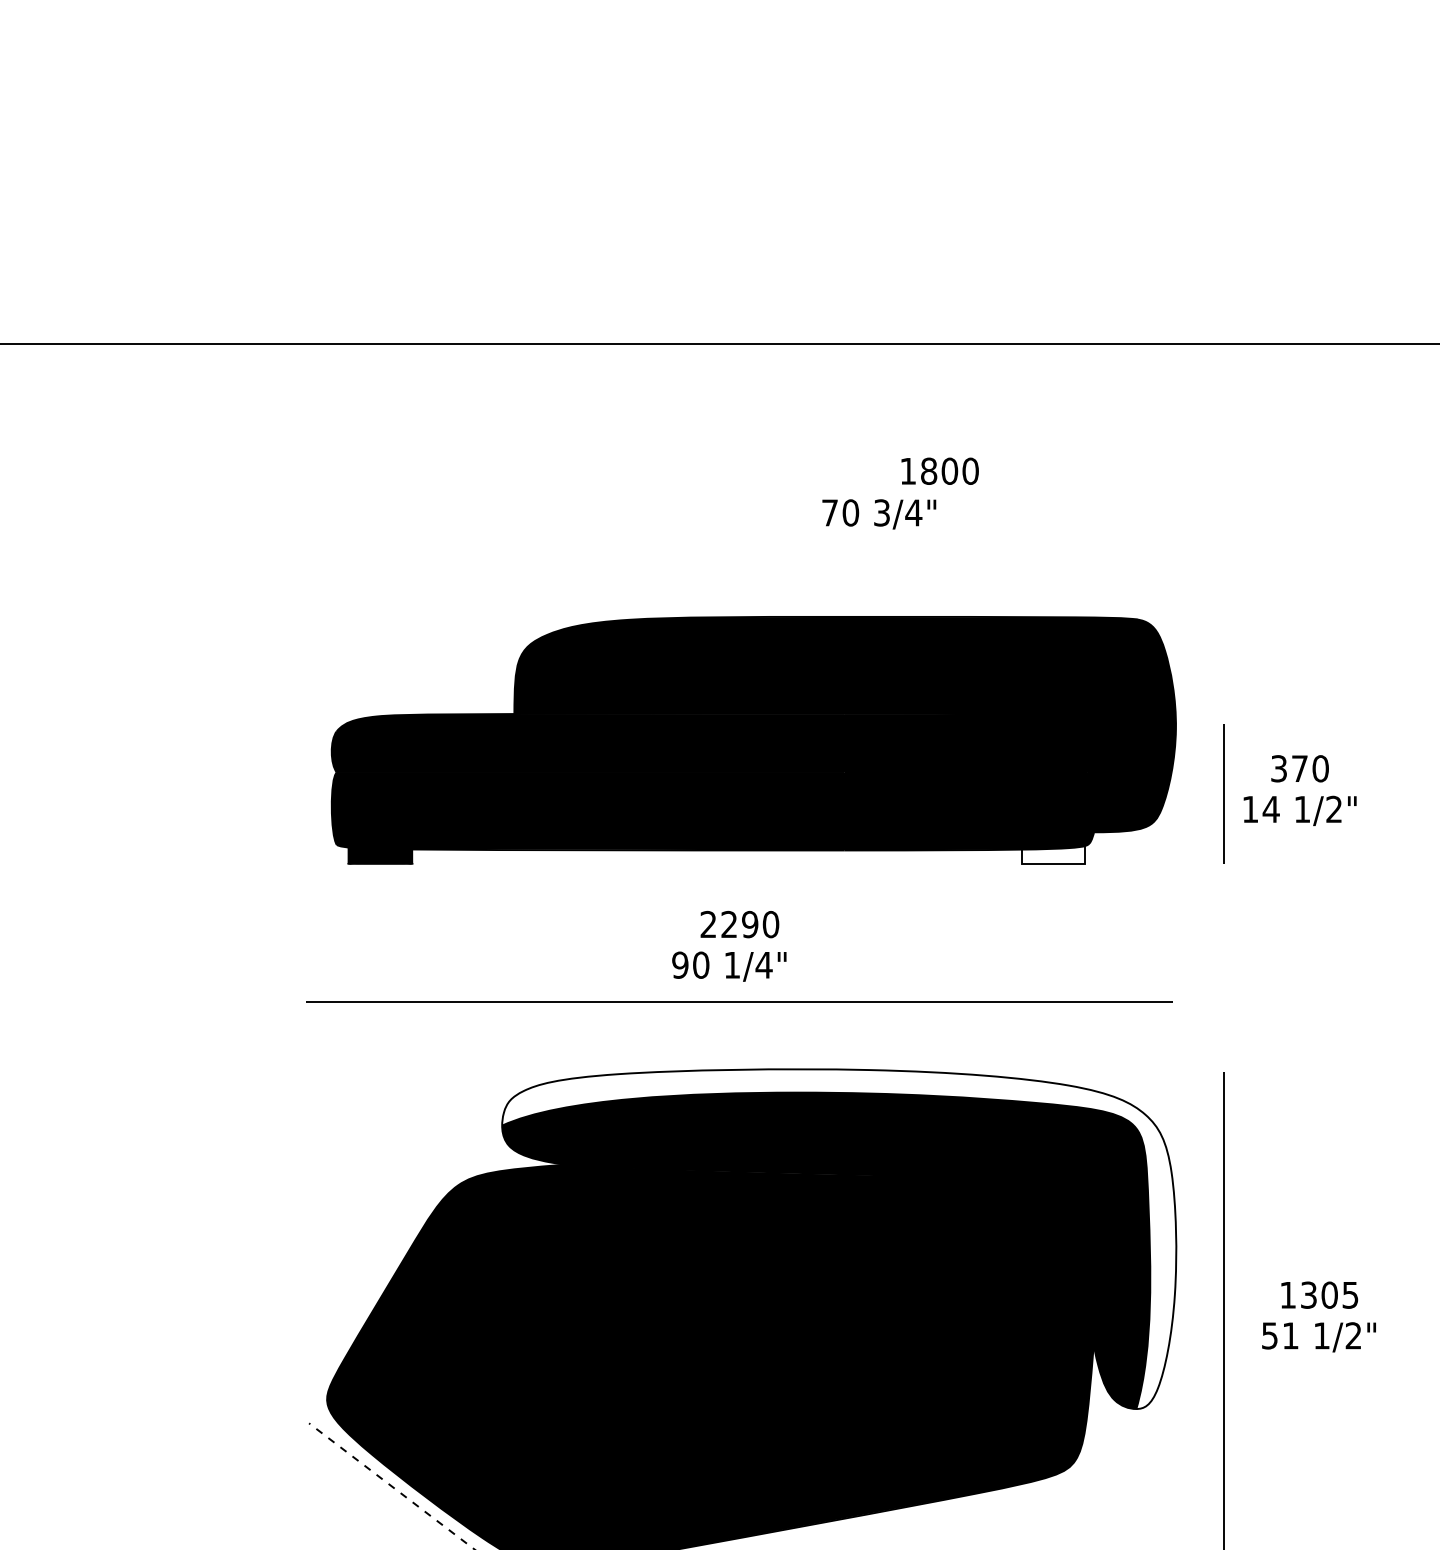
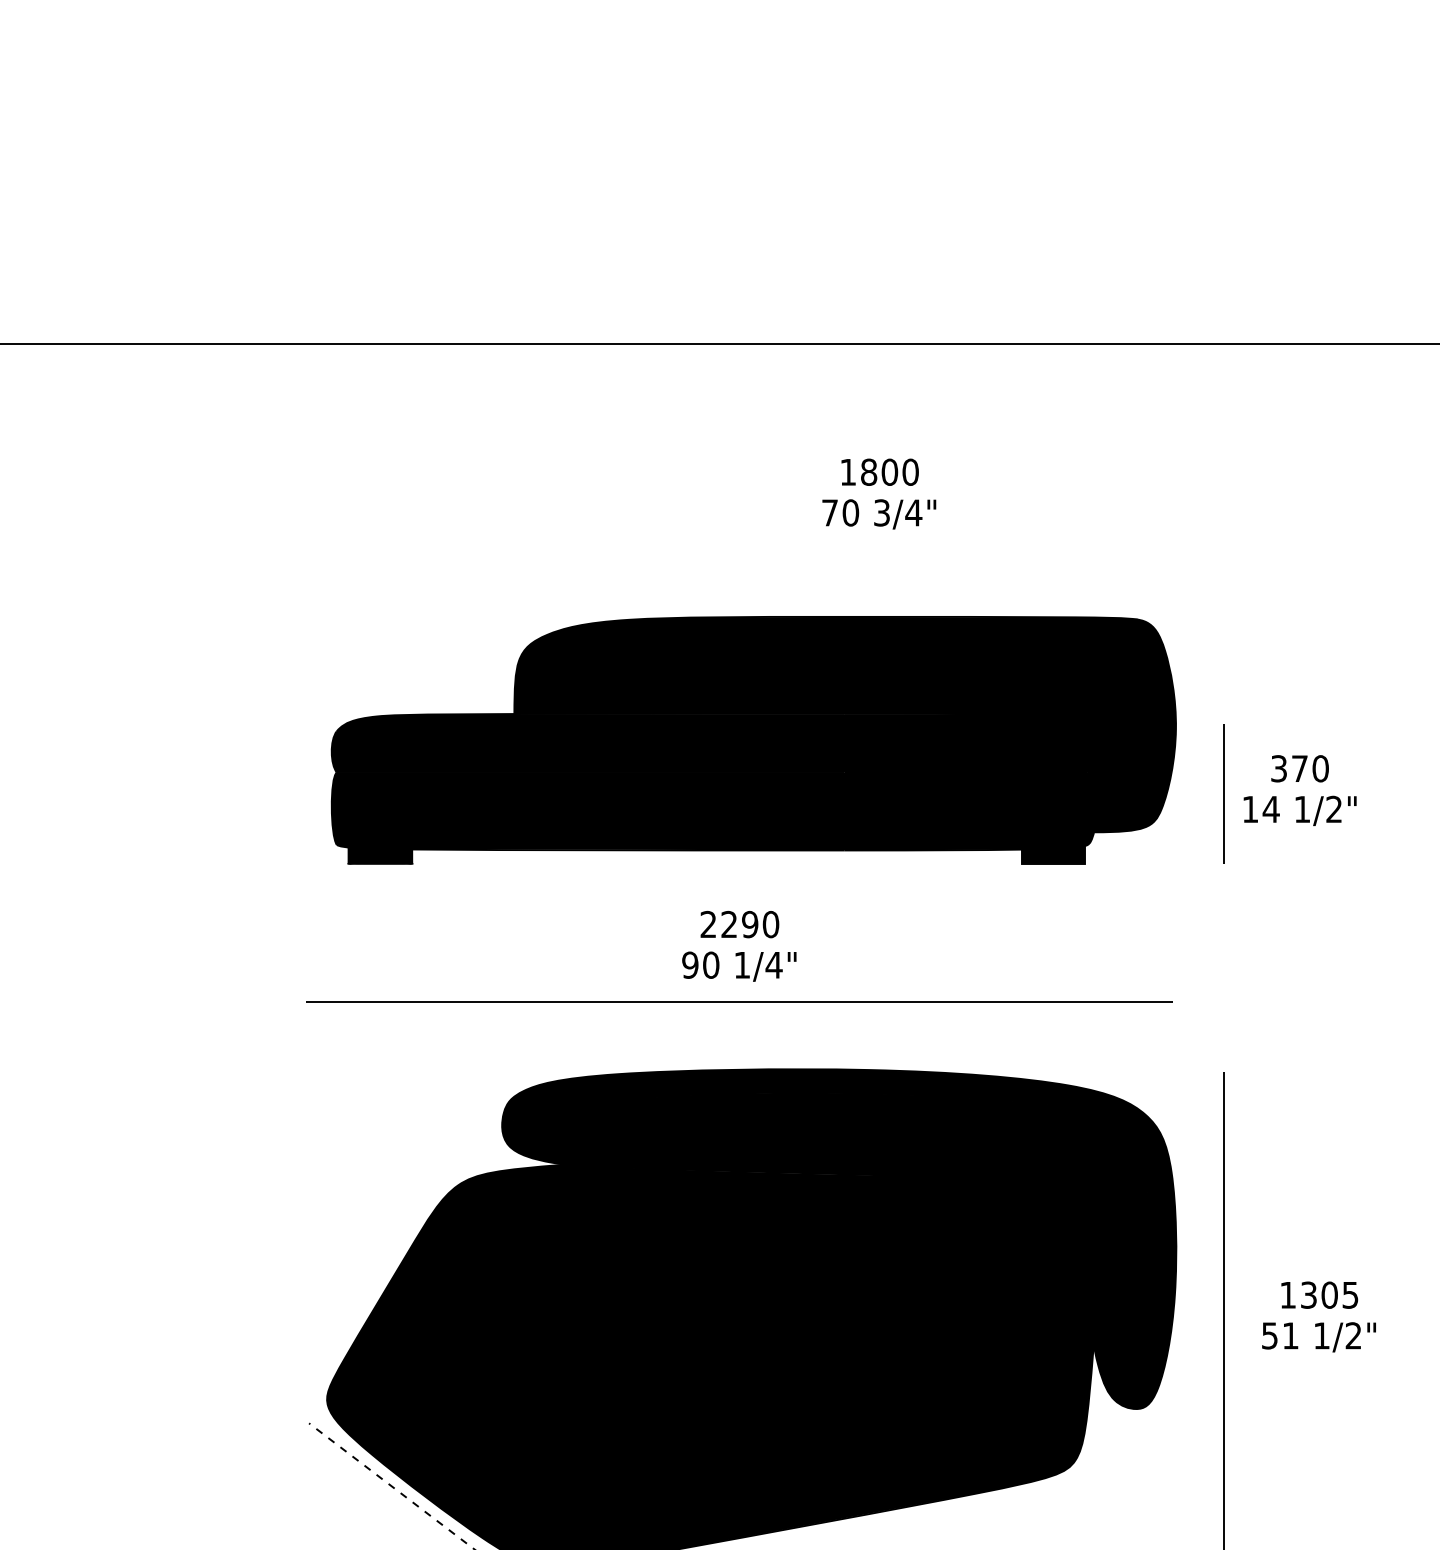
text position: (939, 470) -> (879, 471) (879, 471)
fill: none -> present (1053, 854)
text position: (729, 966) -> (739, 966) (739, 966)
fill: none -> present (839, 1239)
